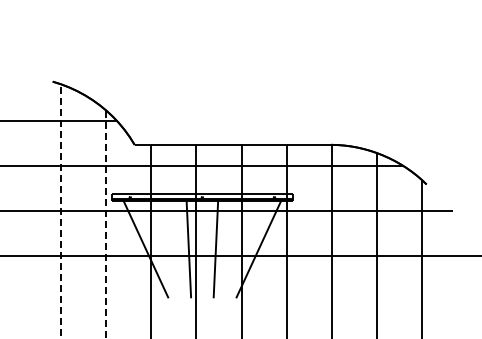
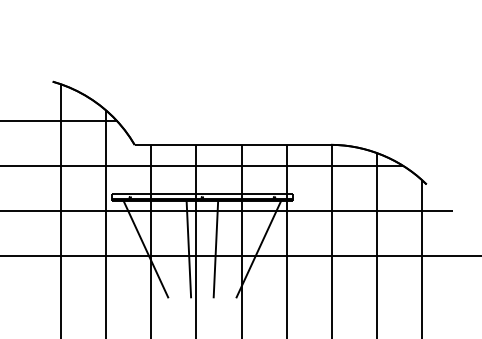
line: dashed -> solid (61, 210)
line: dashed -> solid (106, 224)
